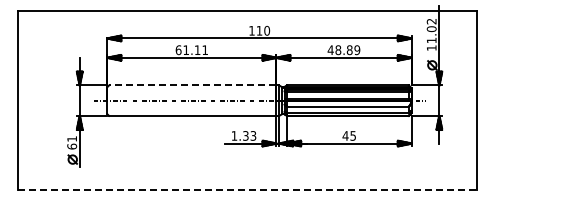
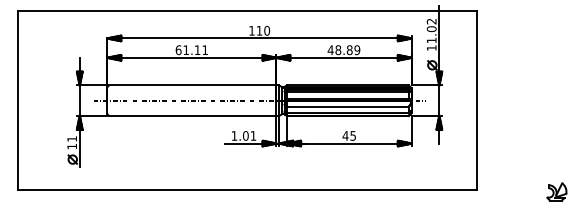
line: dashed -> solid (192, 85)
text: 1.33 -> 1.01 (249, 135)
text: 61 -> 11 (72, 146)
line: dashed -> solid (247, 190)
part: none -> present (556, 191)
